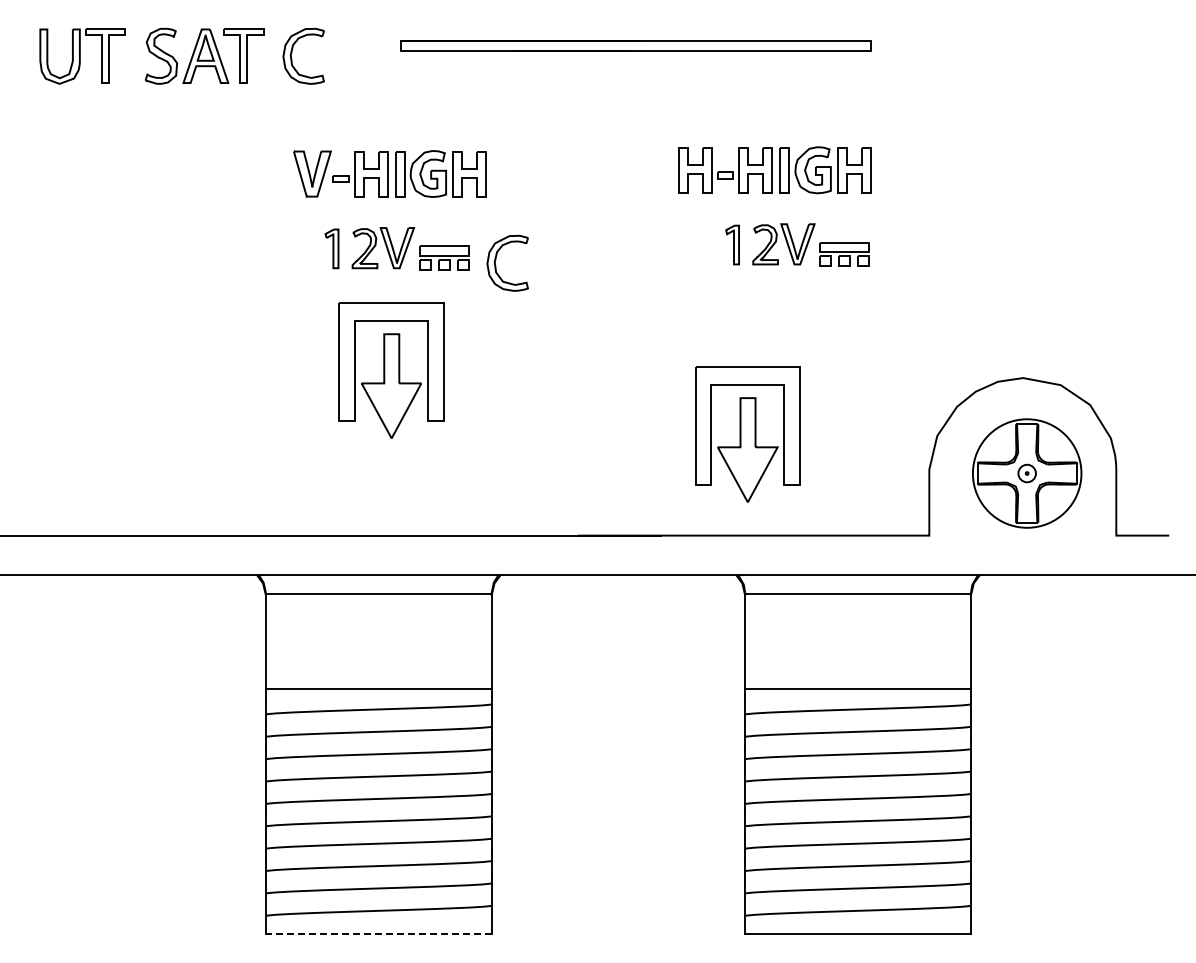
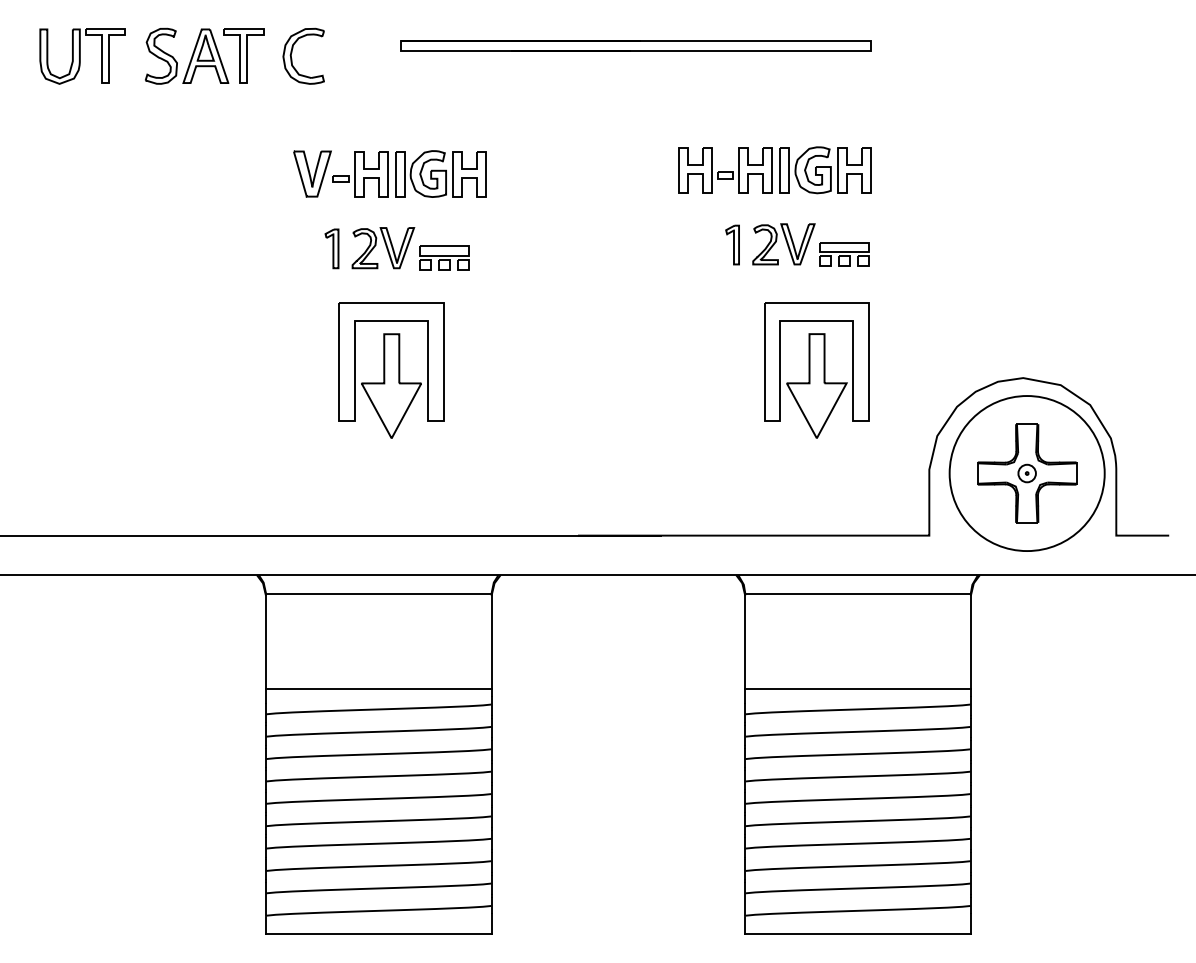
part: present -> none (496, 260)
part position: (747, 434) -> (816, 370) (816, 370)
circle diameter: 109 px -> 155 px (1026, 473)
line: dashed -> solid (378, 934)
